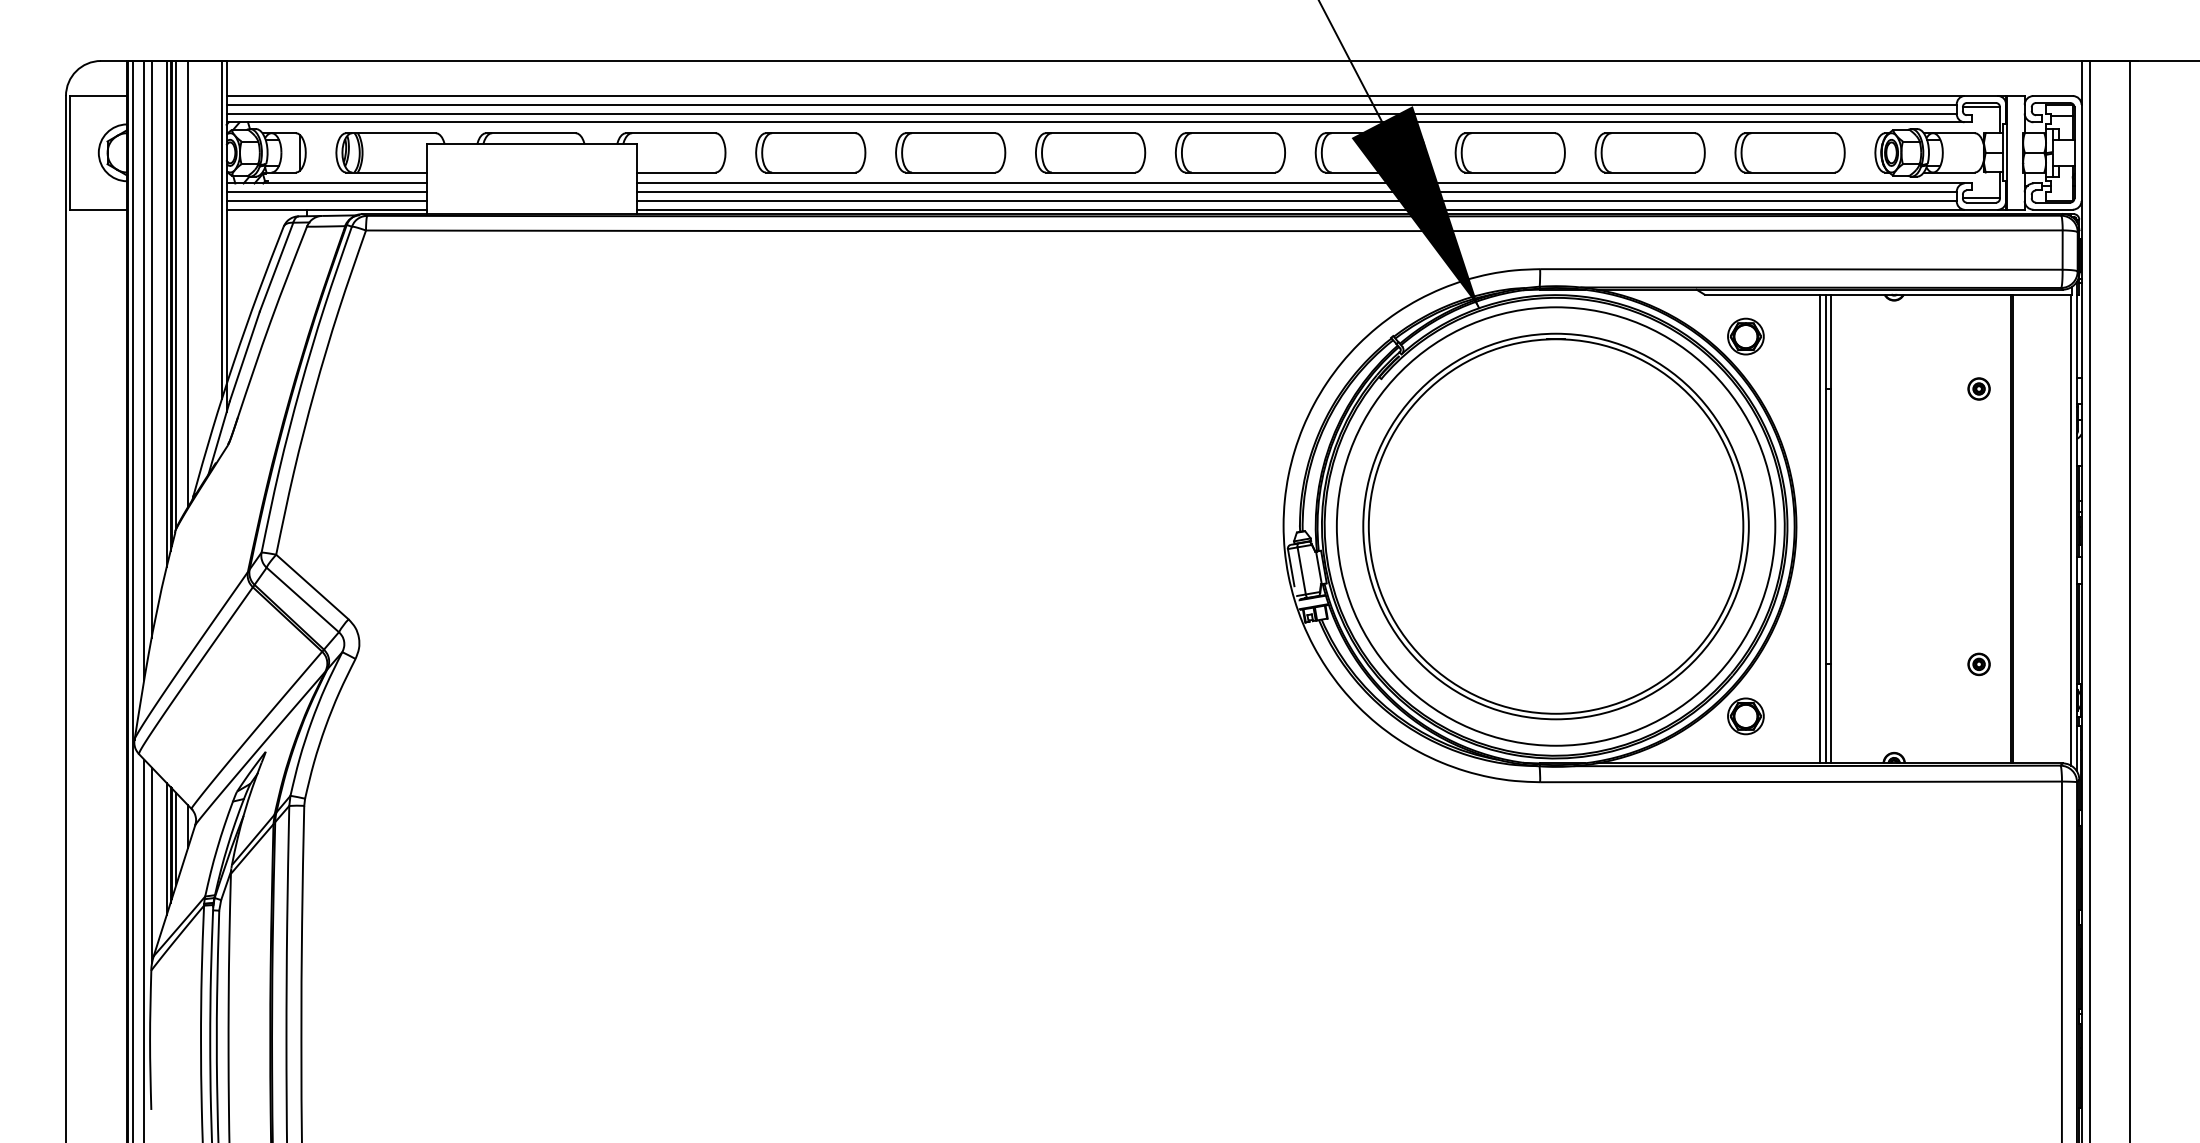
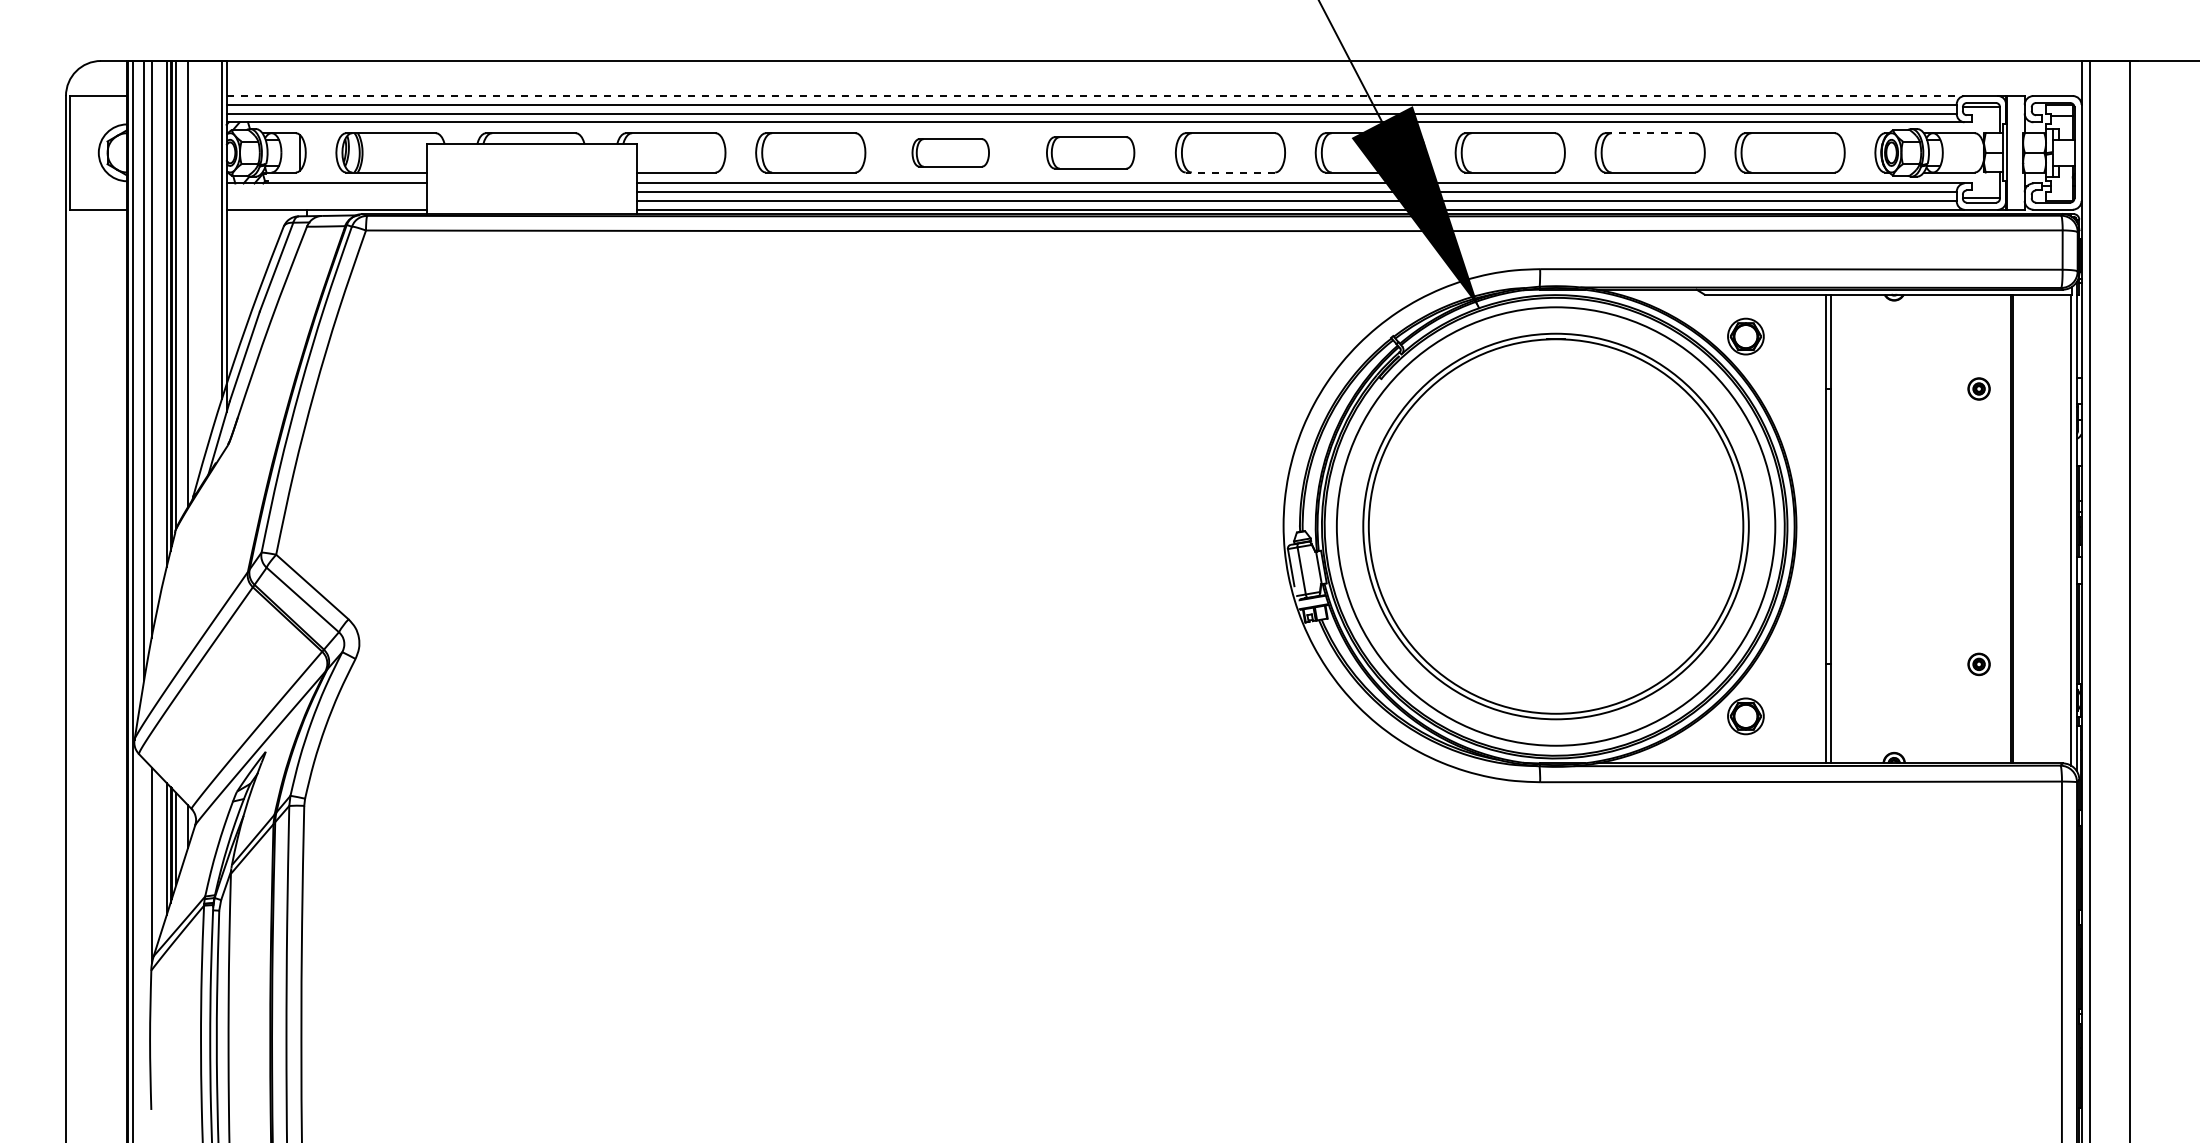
line: solid -> dashed (1095, 96)
line: solid -> dashed (1650, 133)
part size: 112x42 px -> 79x30 px (950, 152)
part size: 112x42 px -> 90x34 px (1090, 152)
line: solid -> dashed (1230, 172)
line: present -> none (326, 192)
line: present -> none (326, 200)
line: present -> none (1820, 528)
line: present -> none (144, 949)
